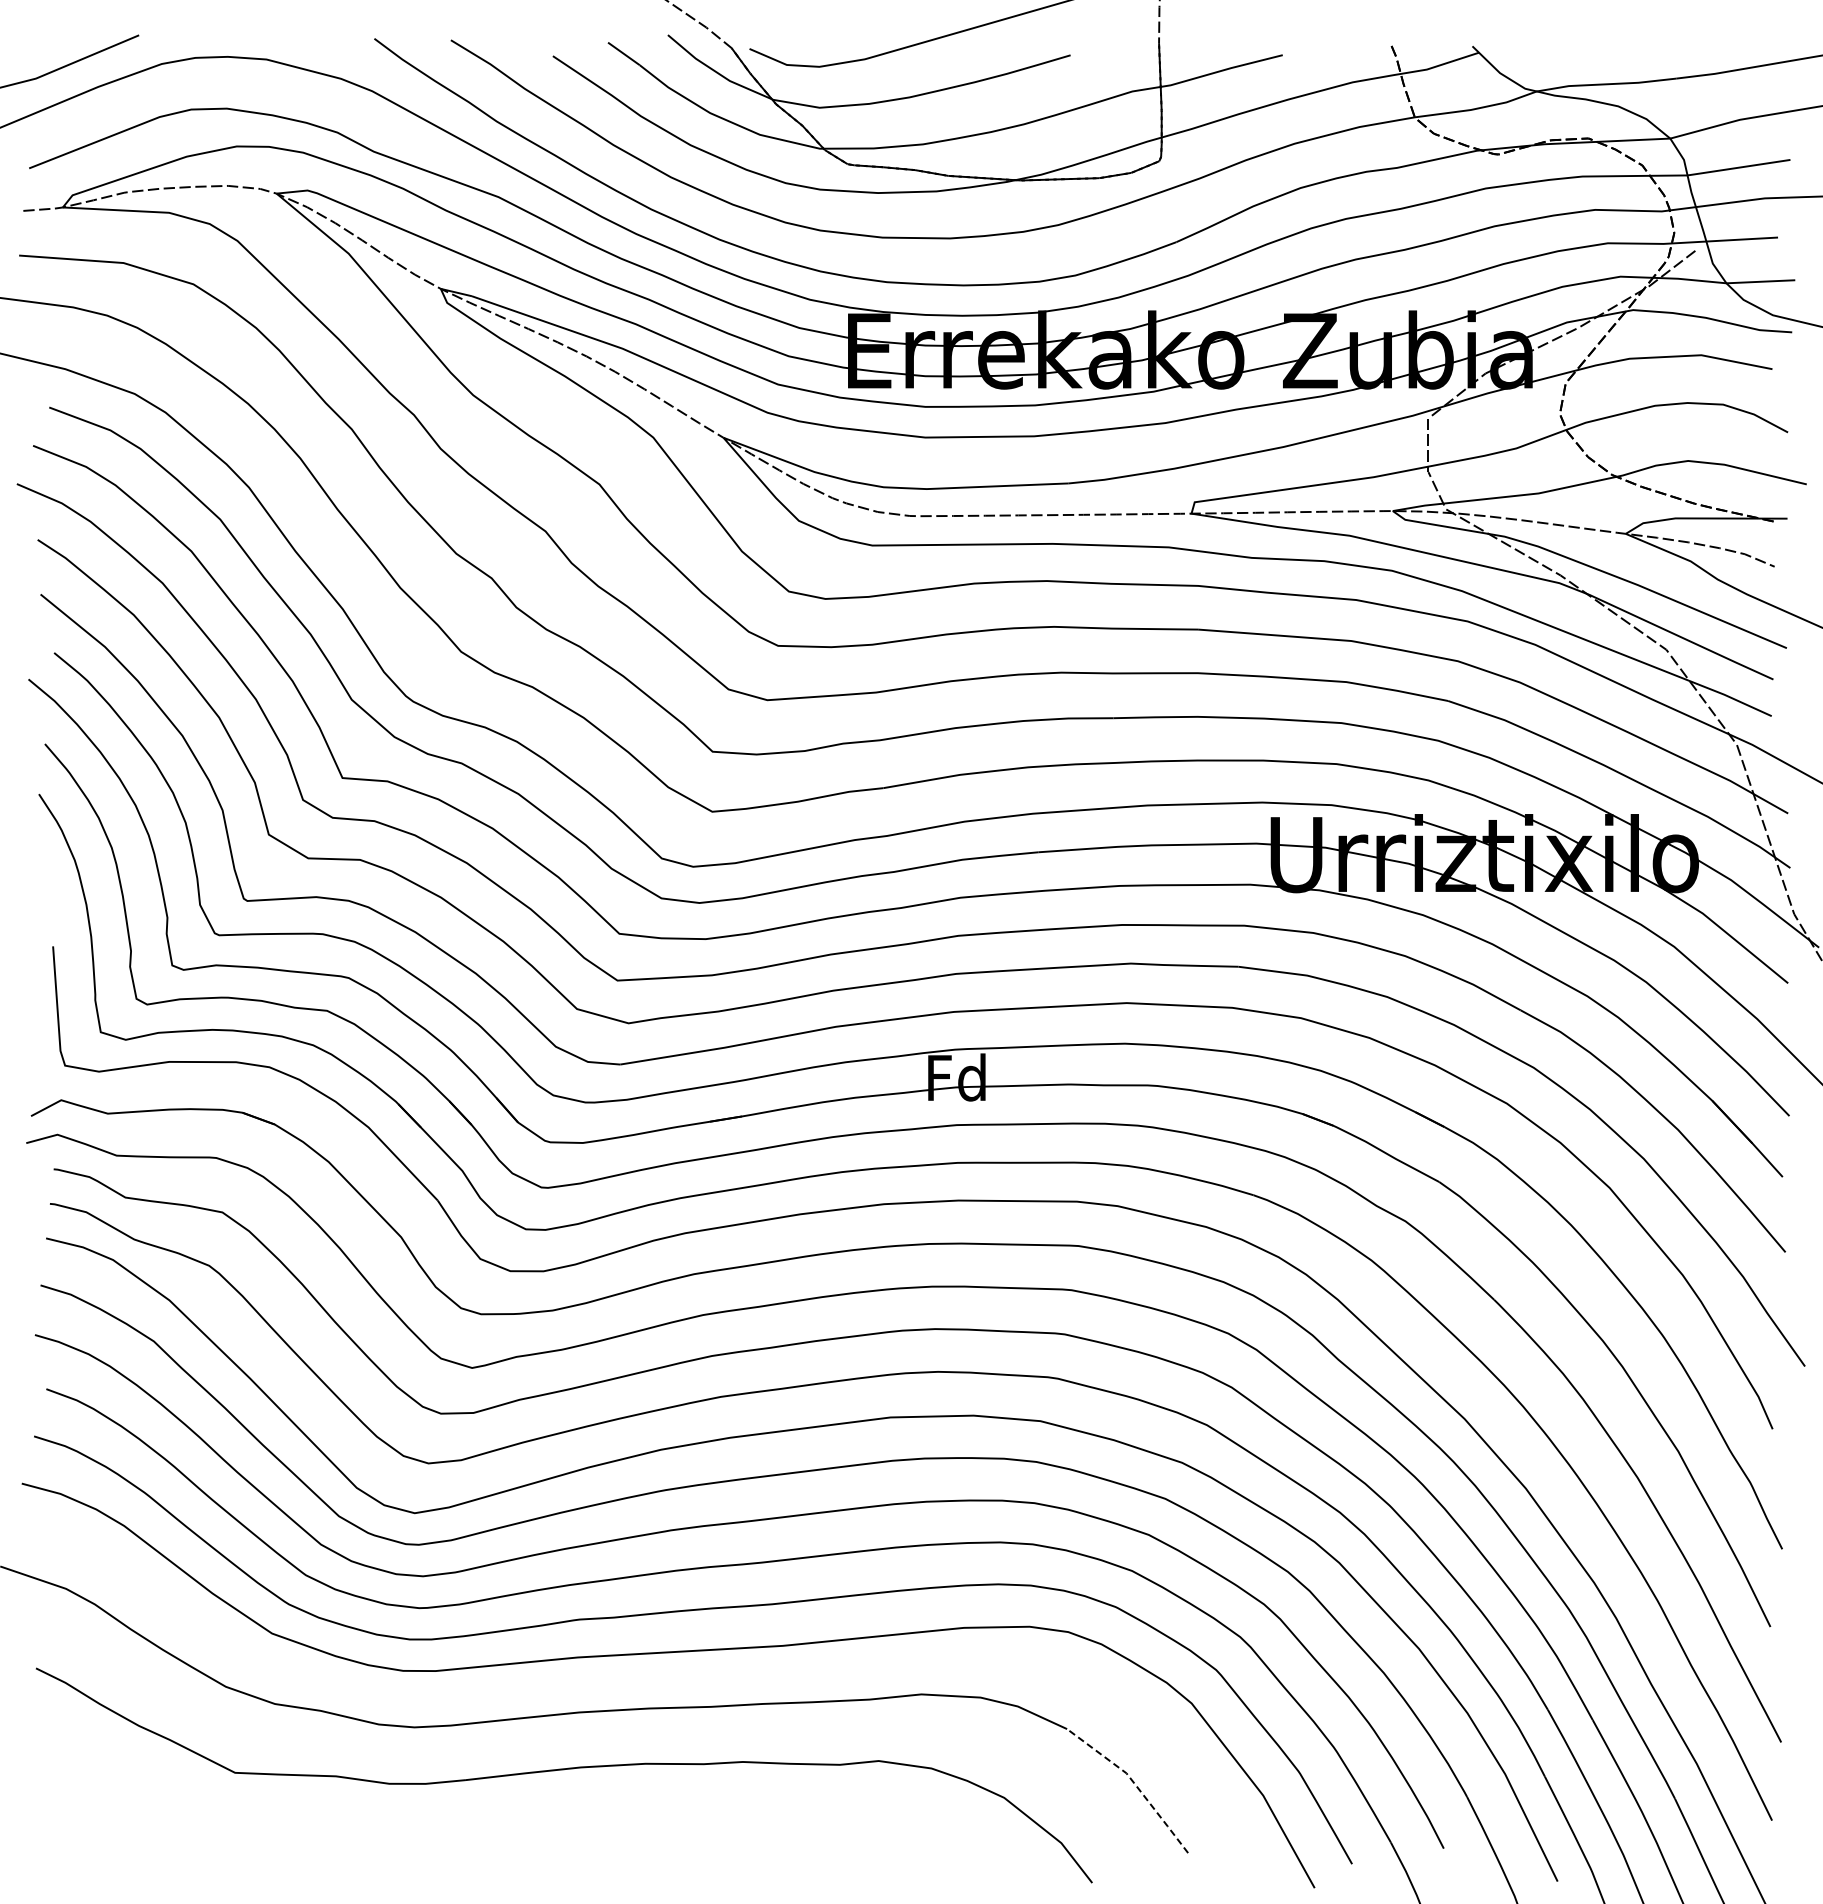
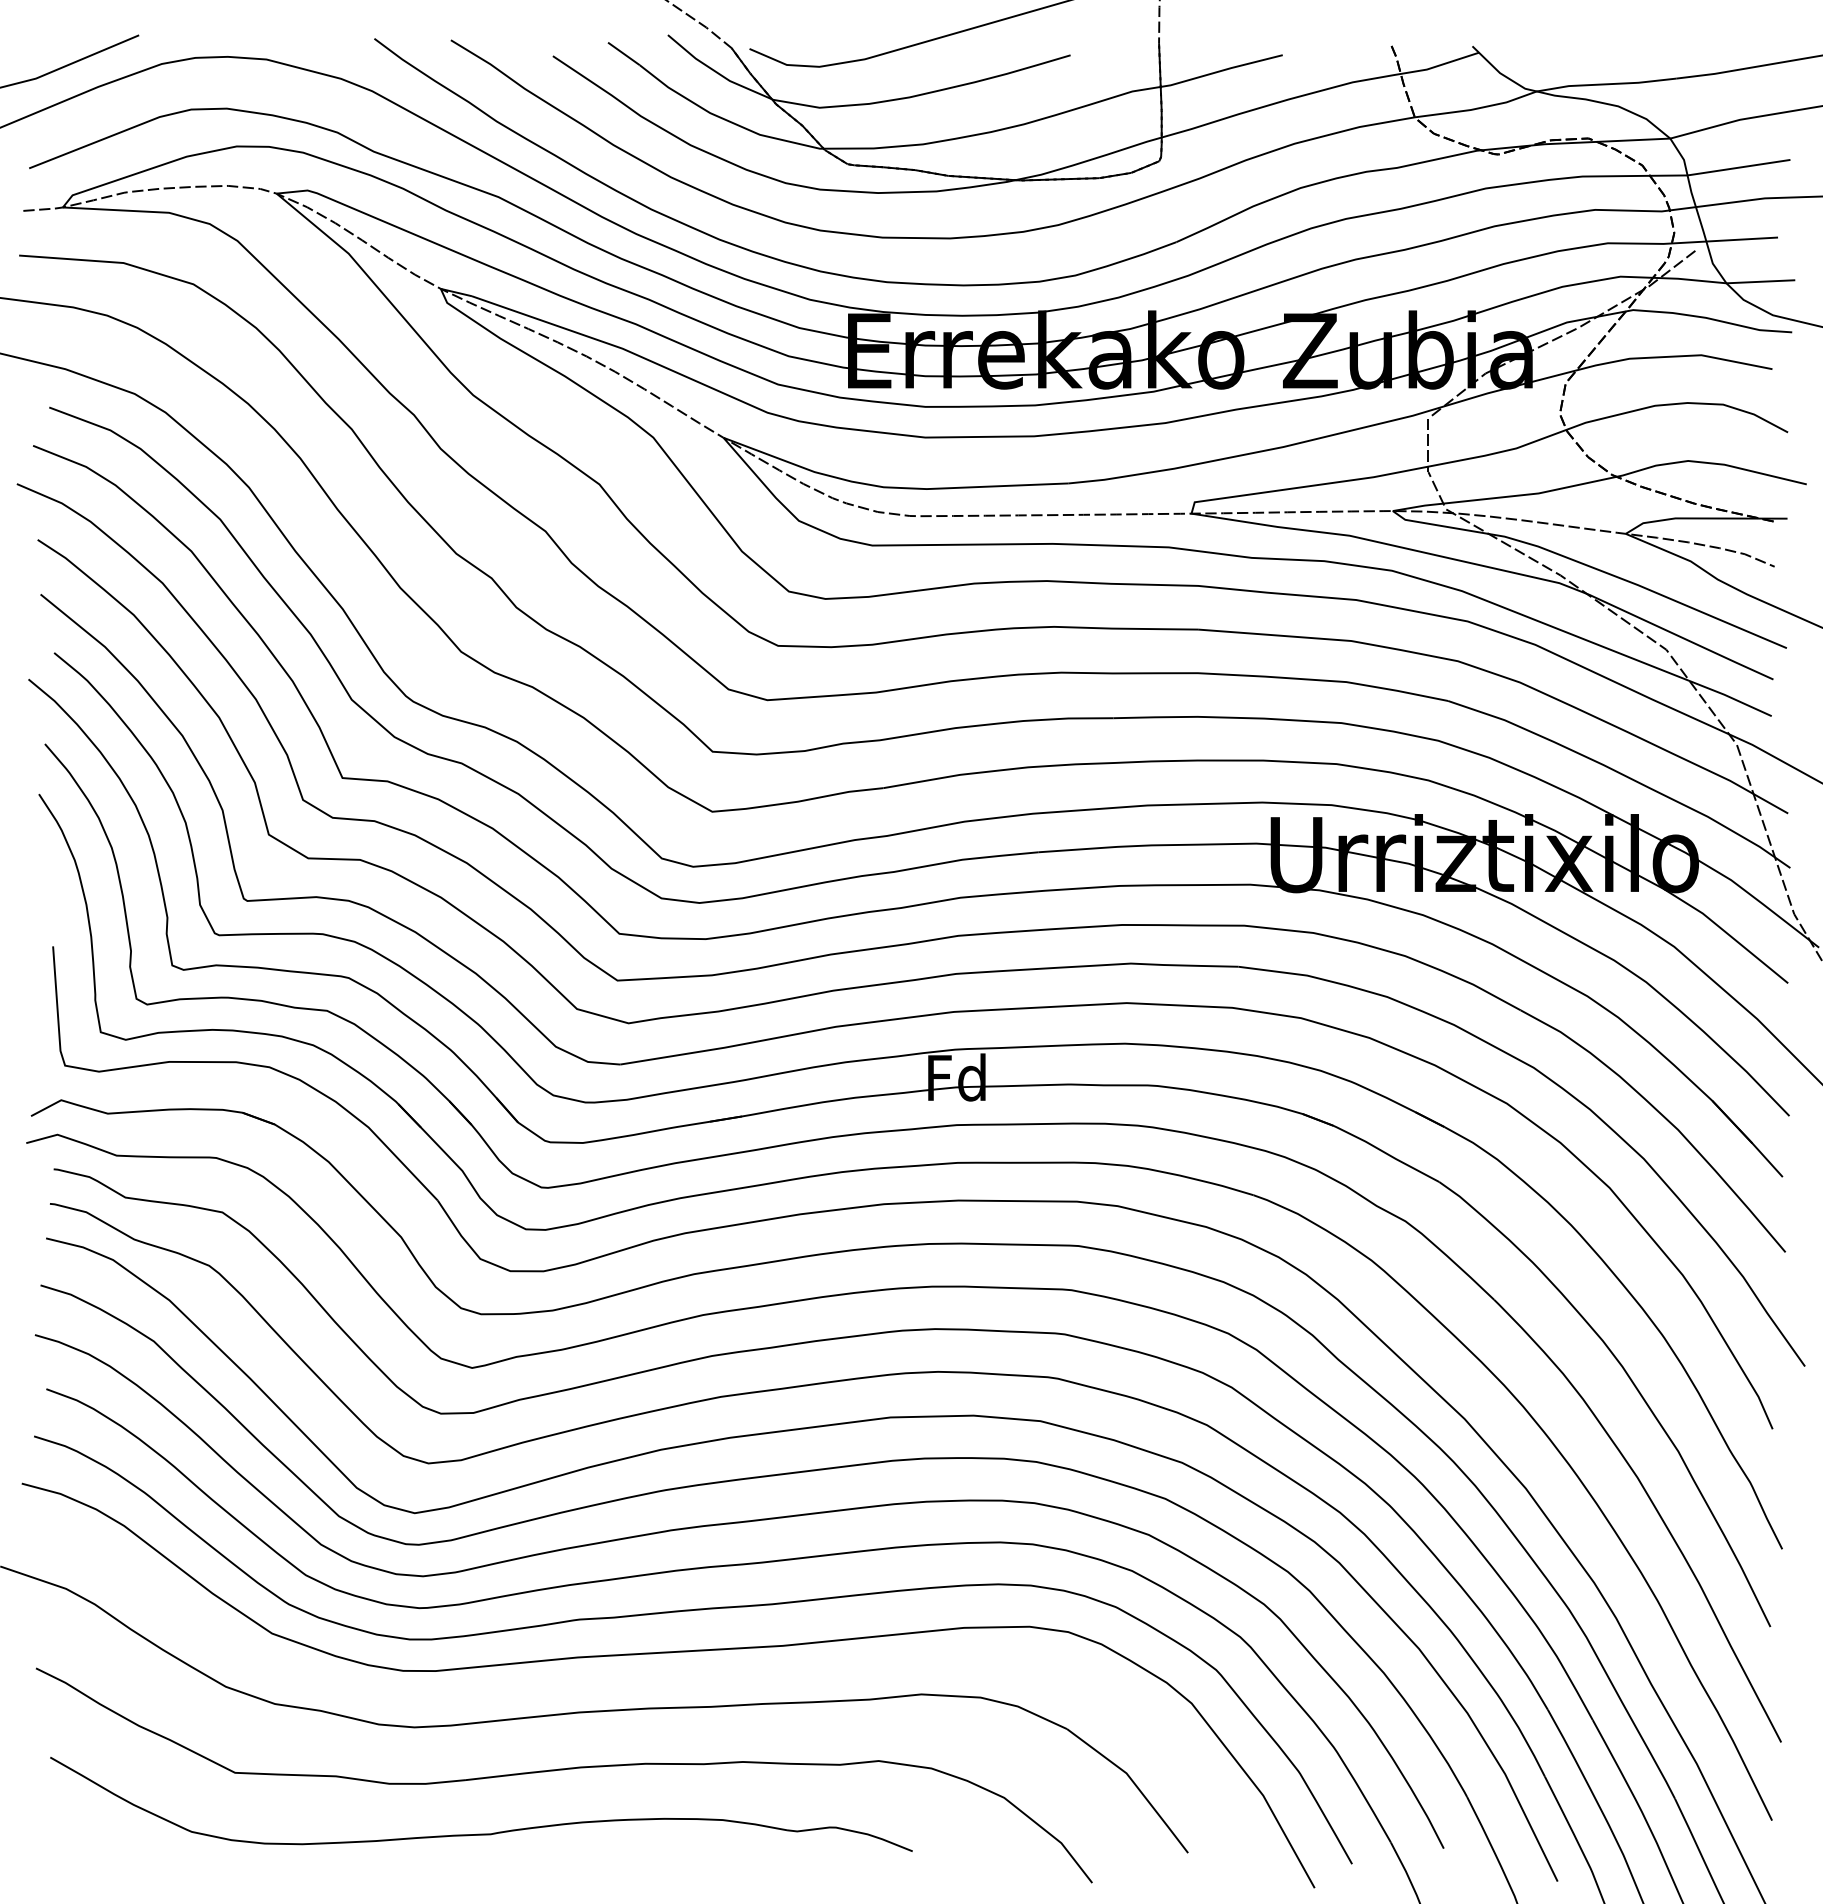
line: dashed -> solid (1134, 1783)
part: none -> present (481, 1833)
